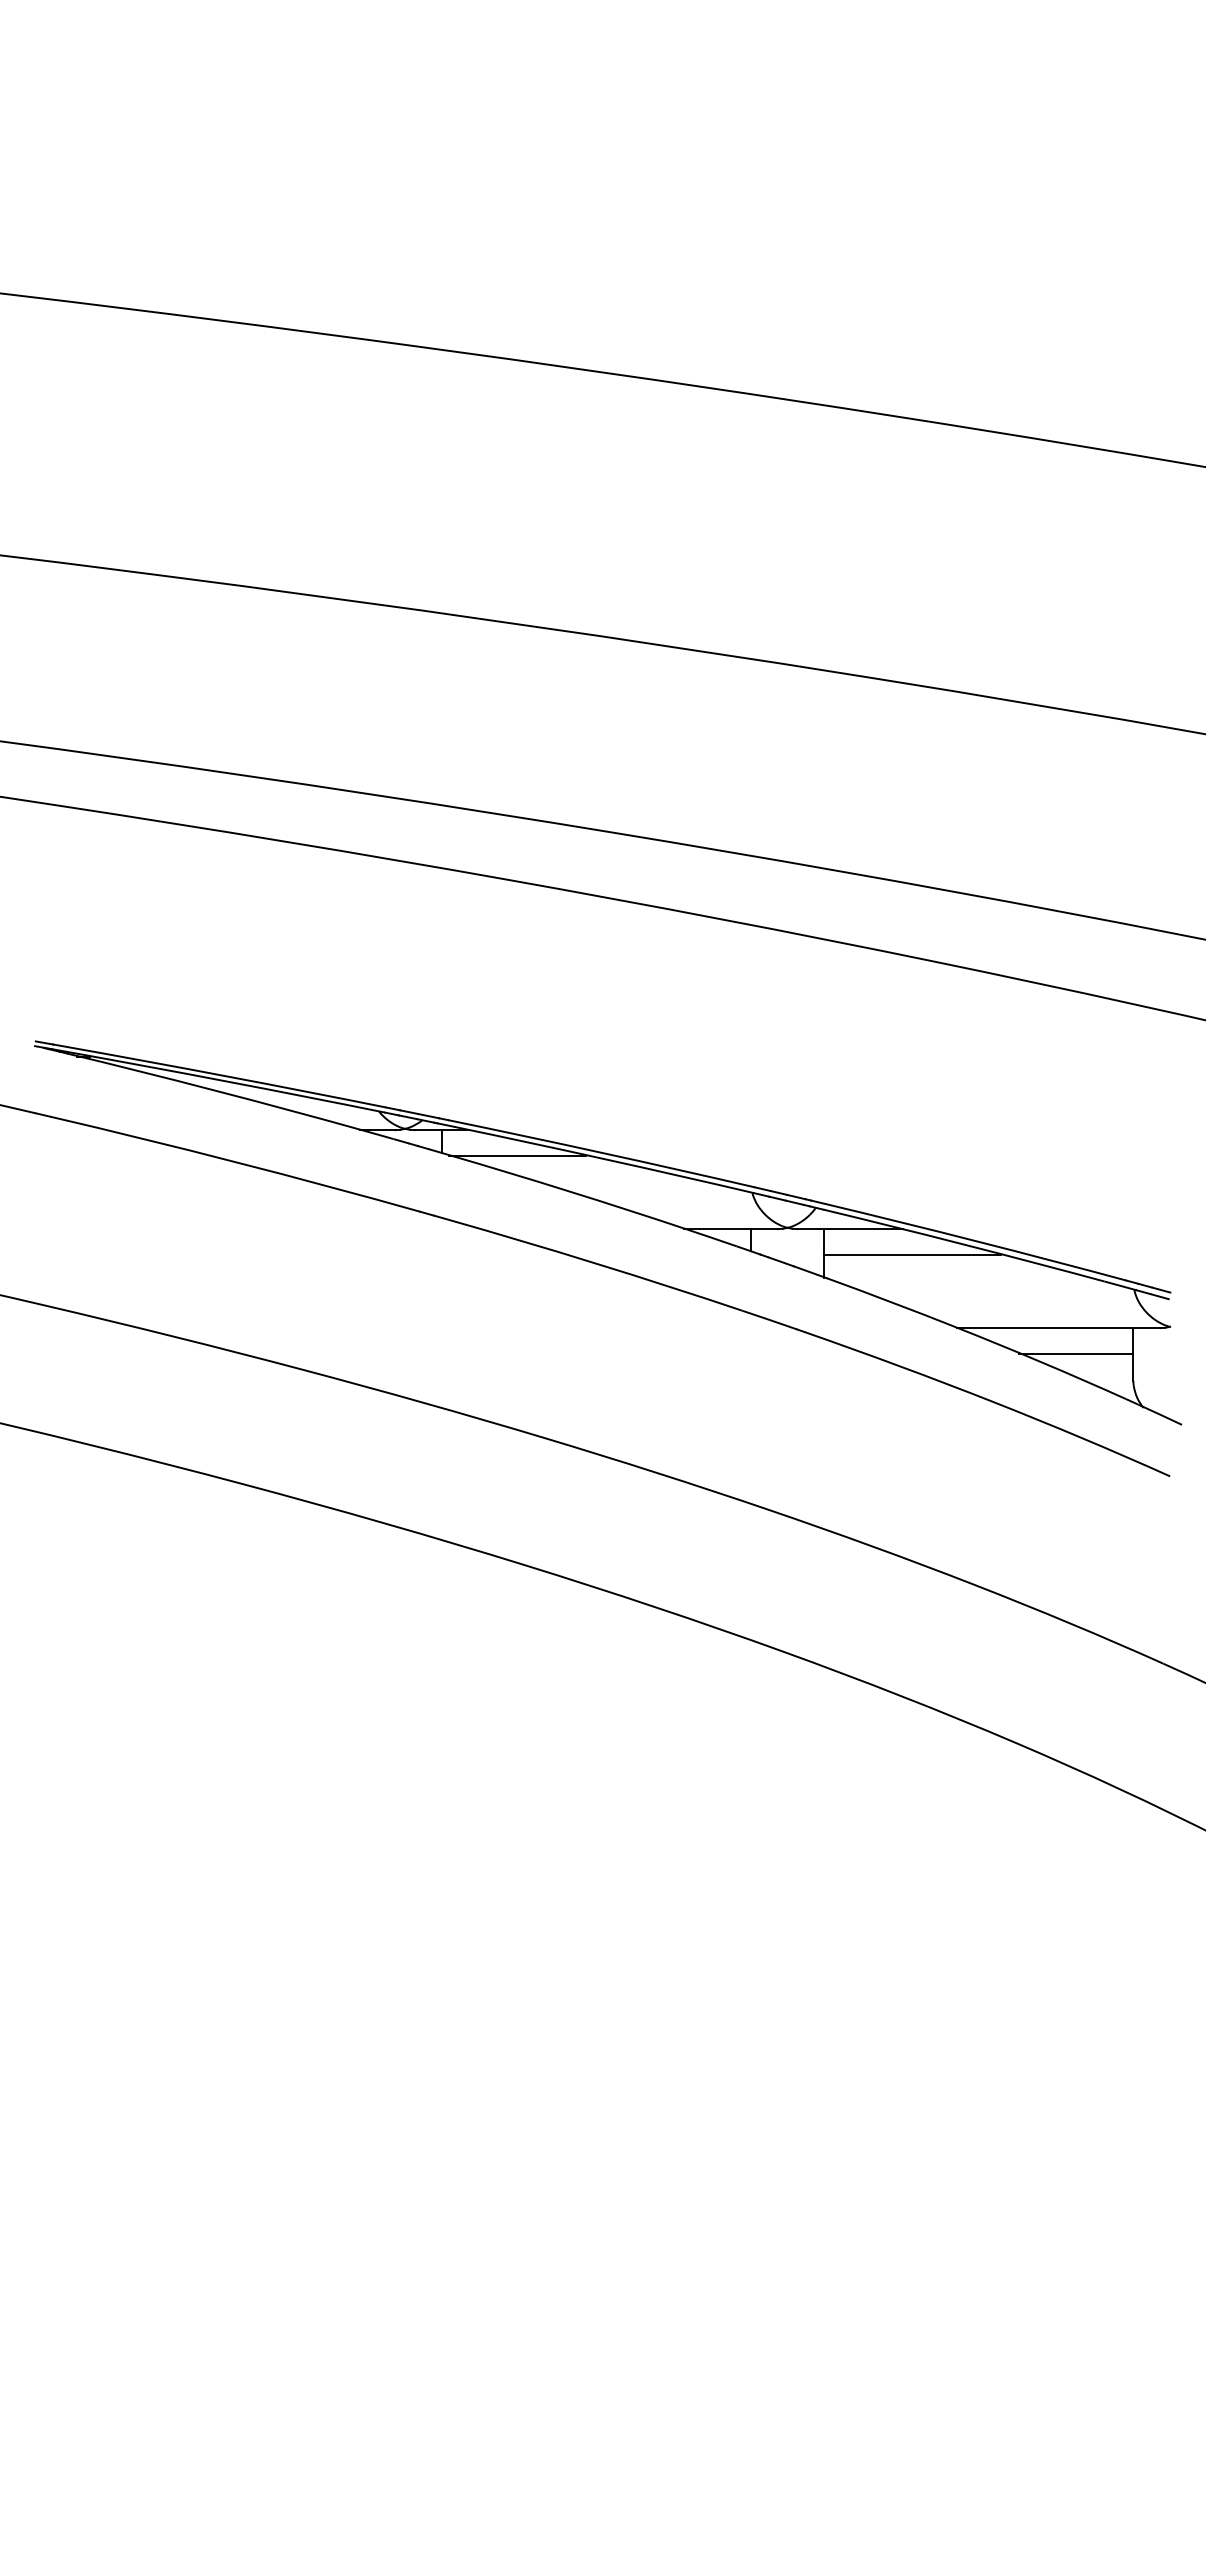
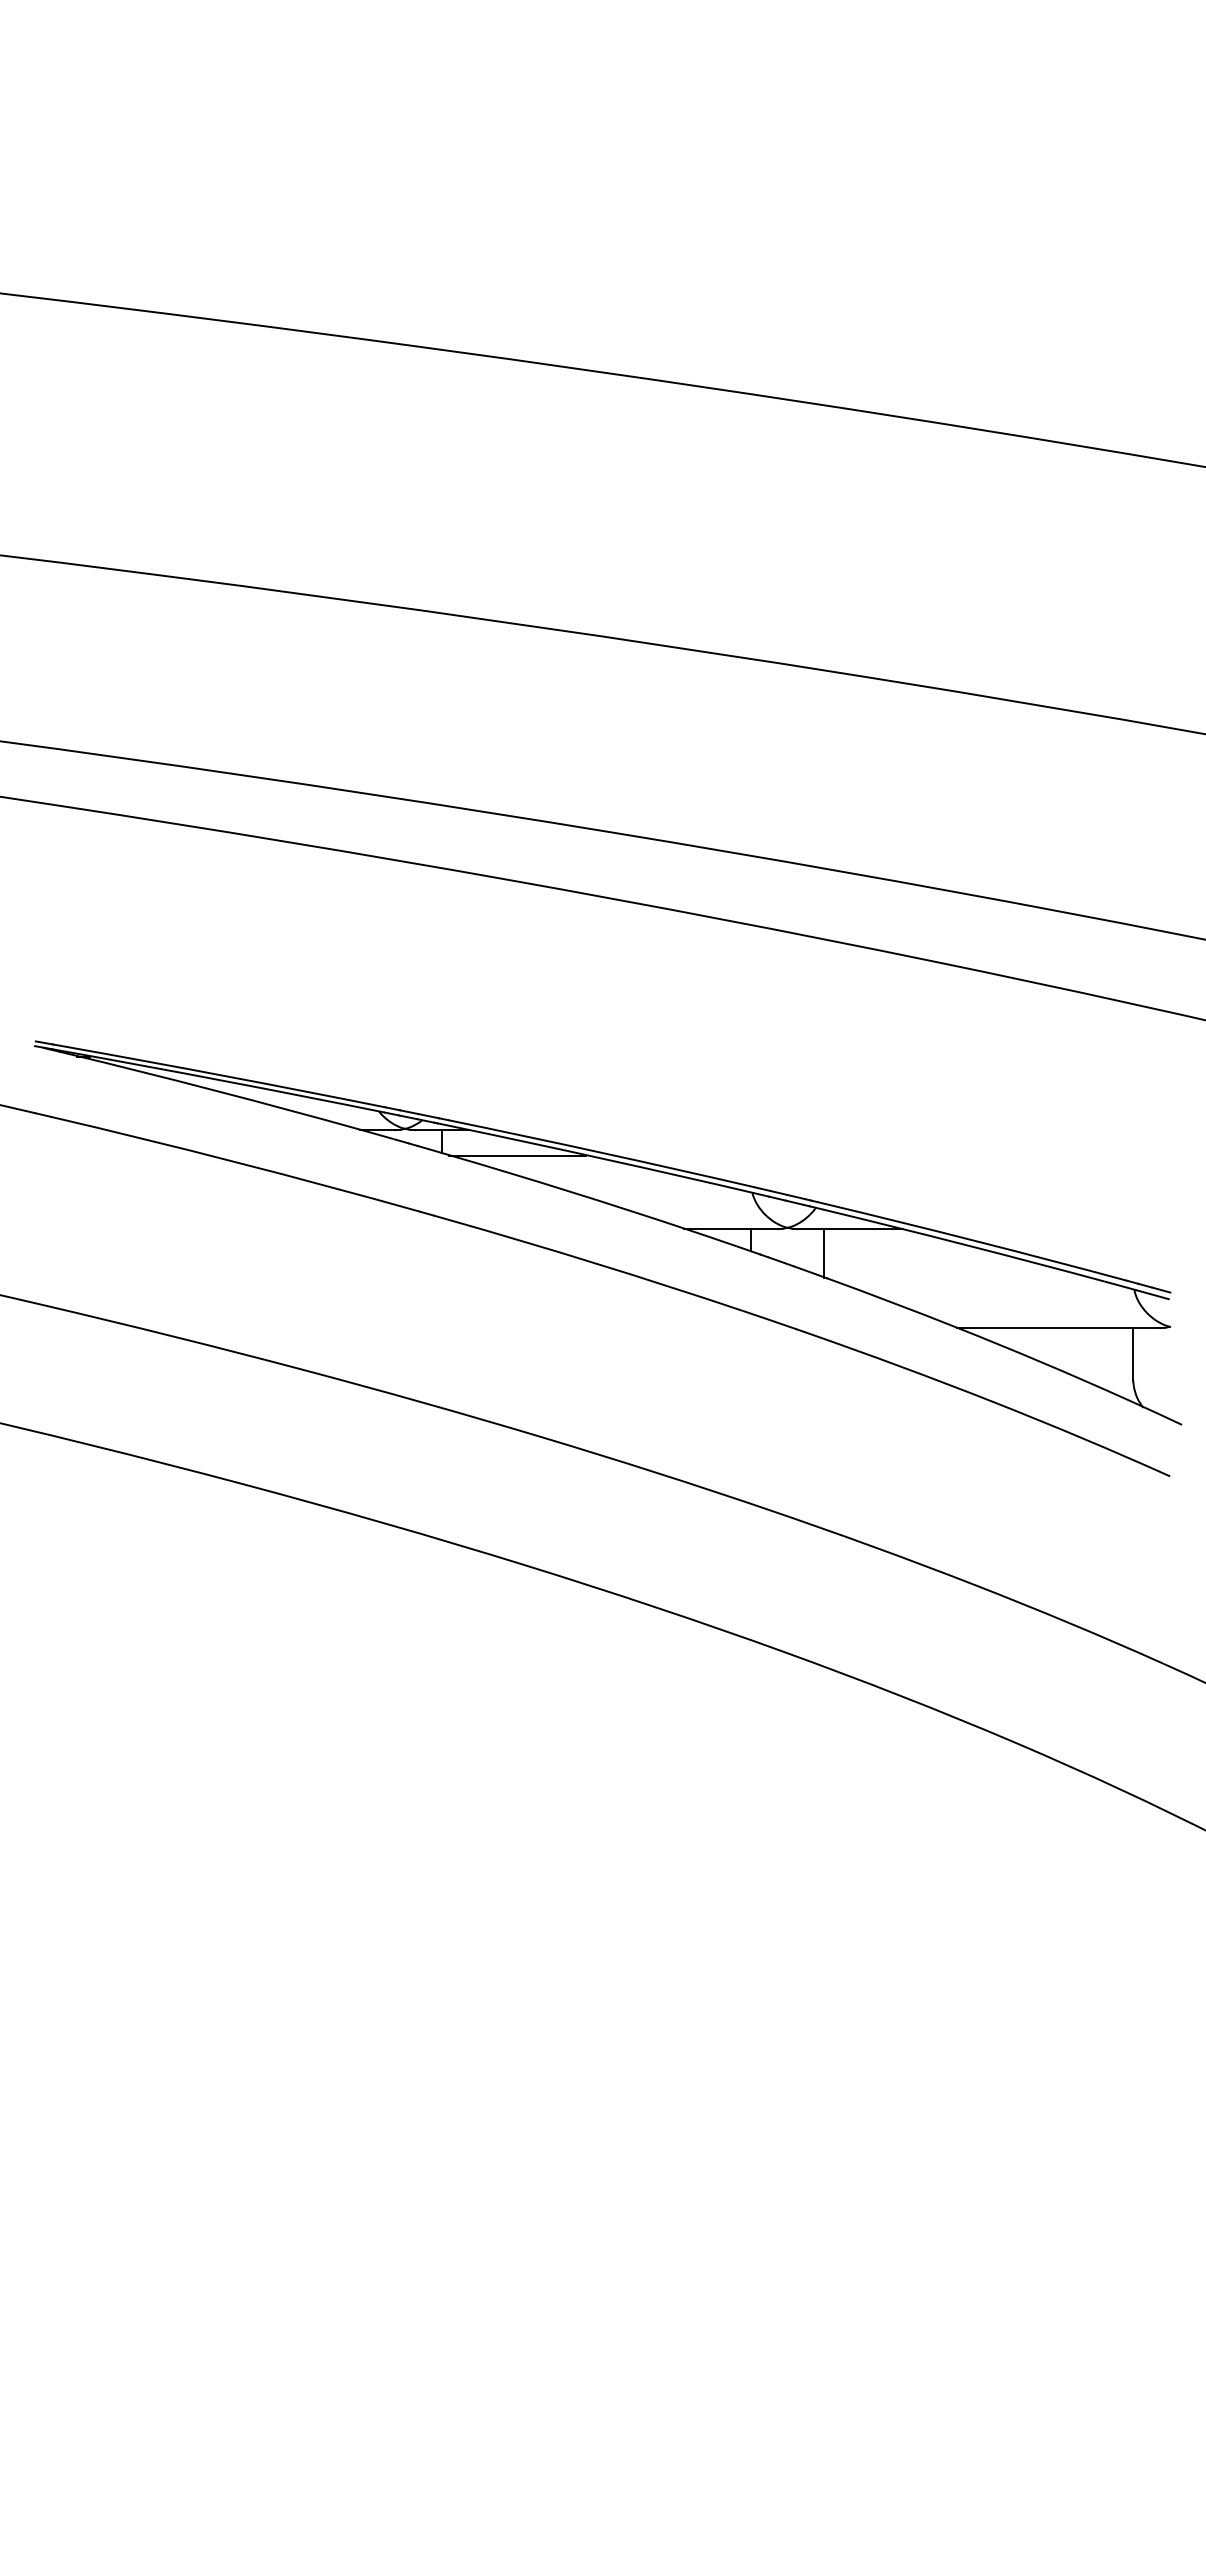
line: present -> none (912, 1254)
line: present -> none (1075, 1353)
